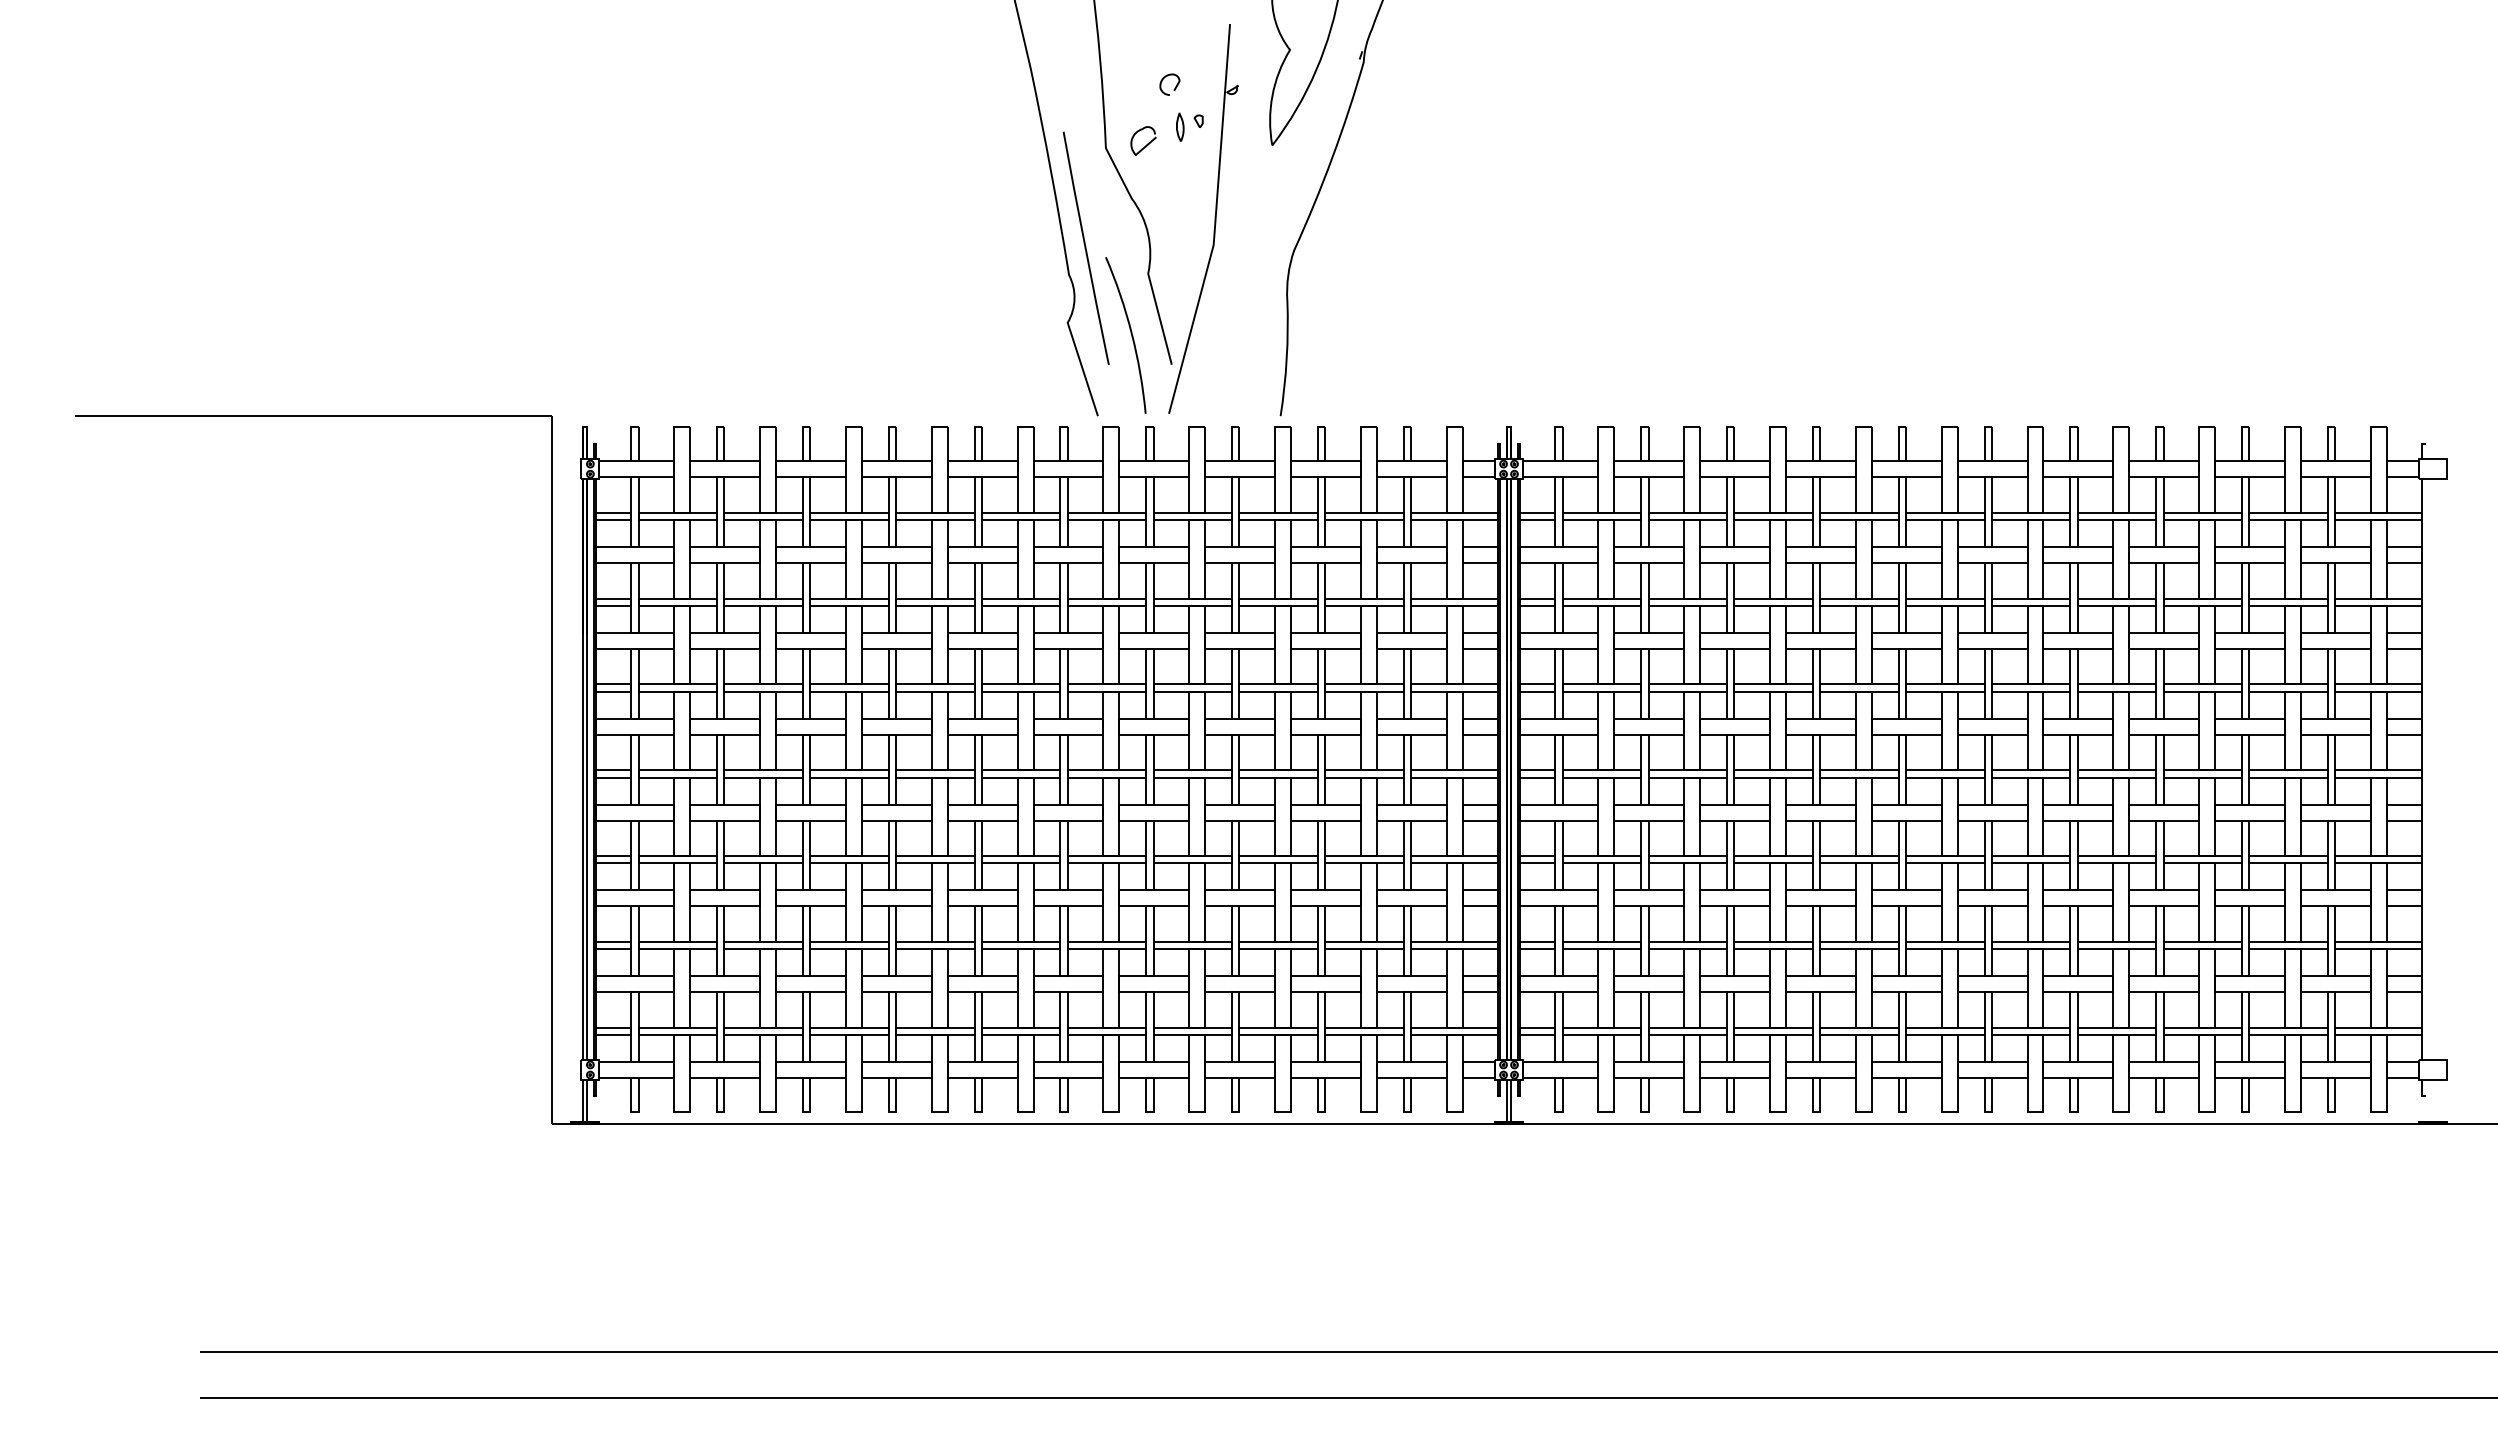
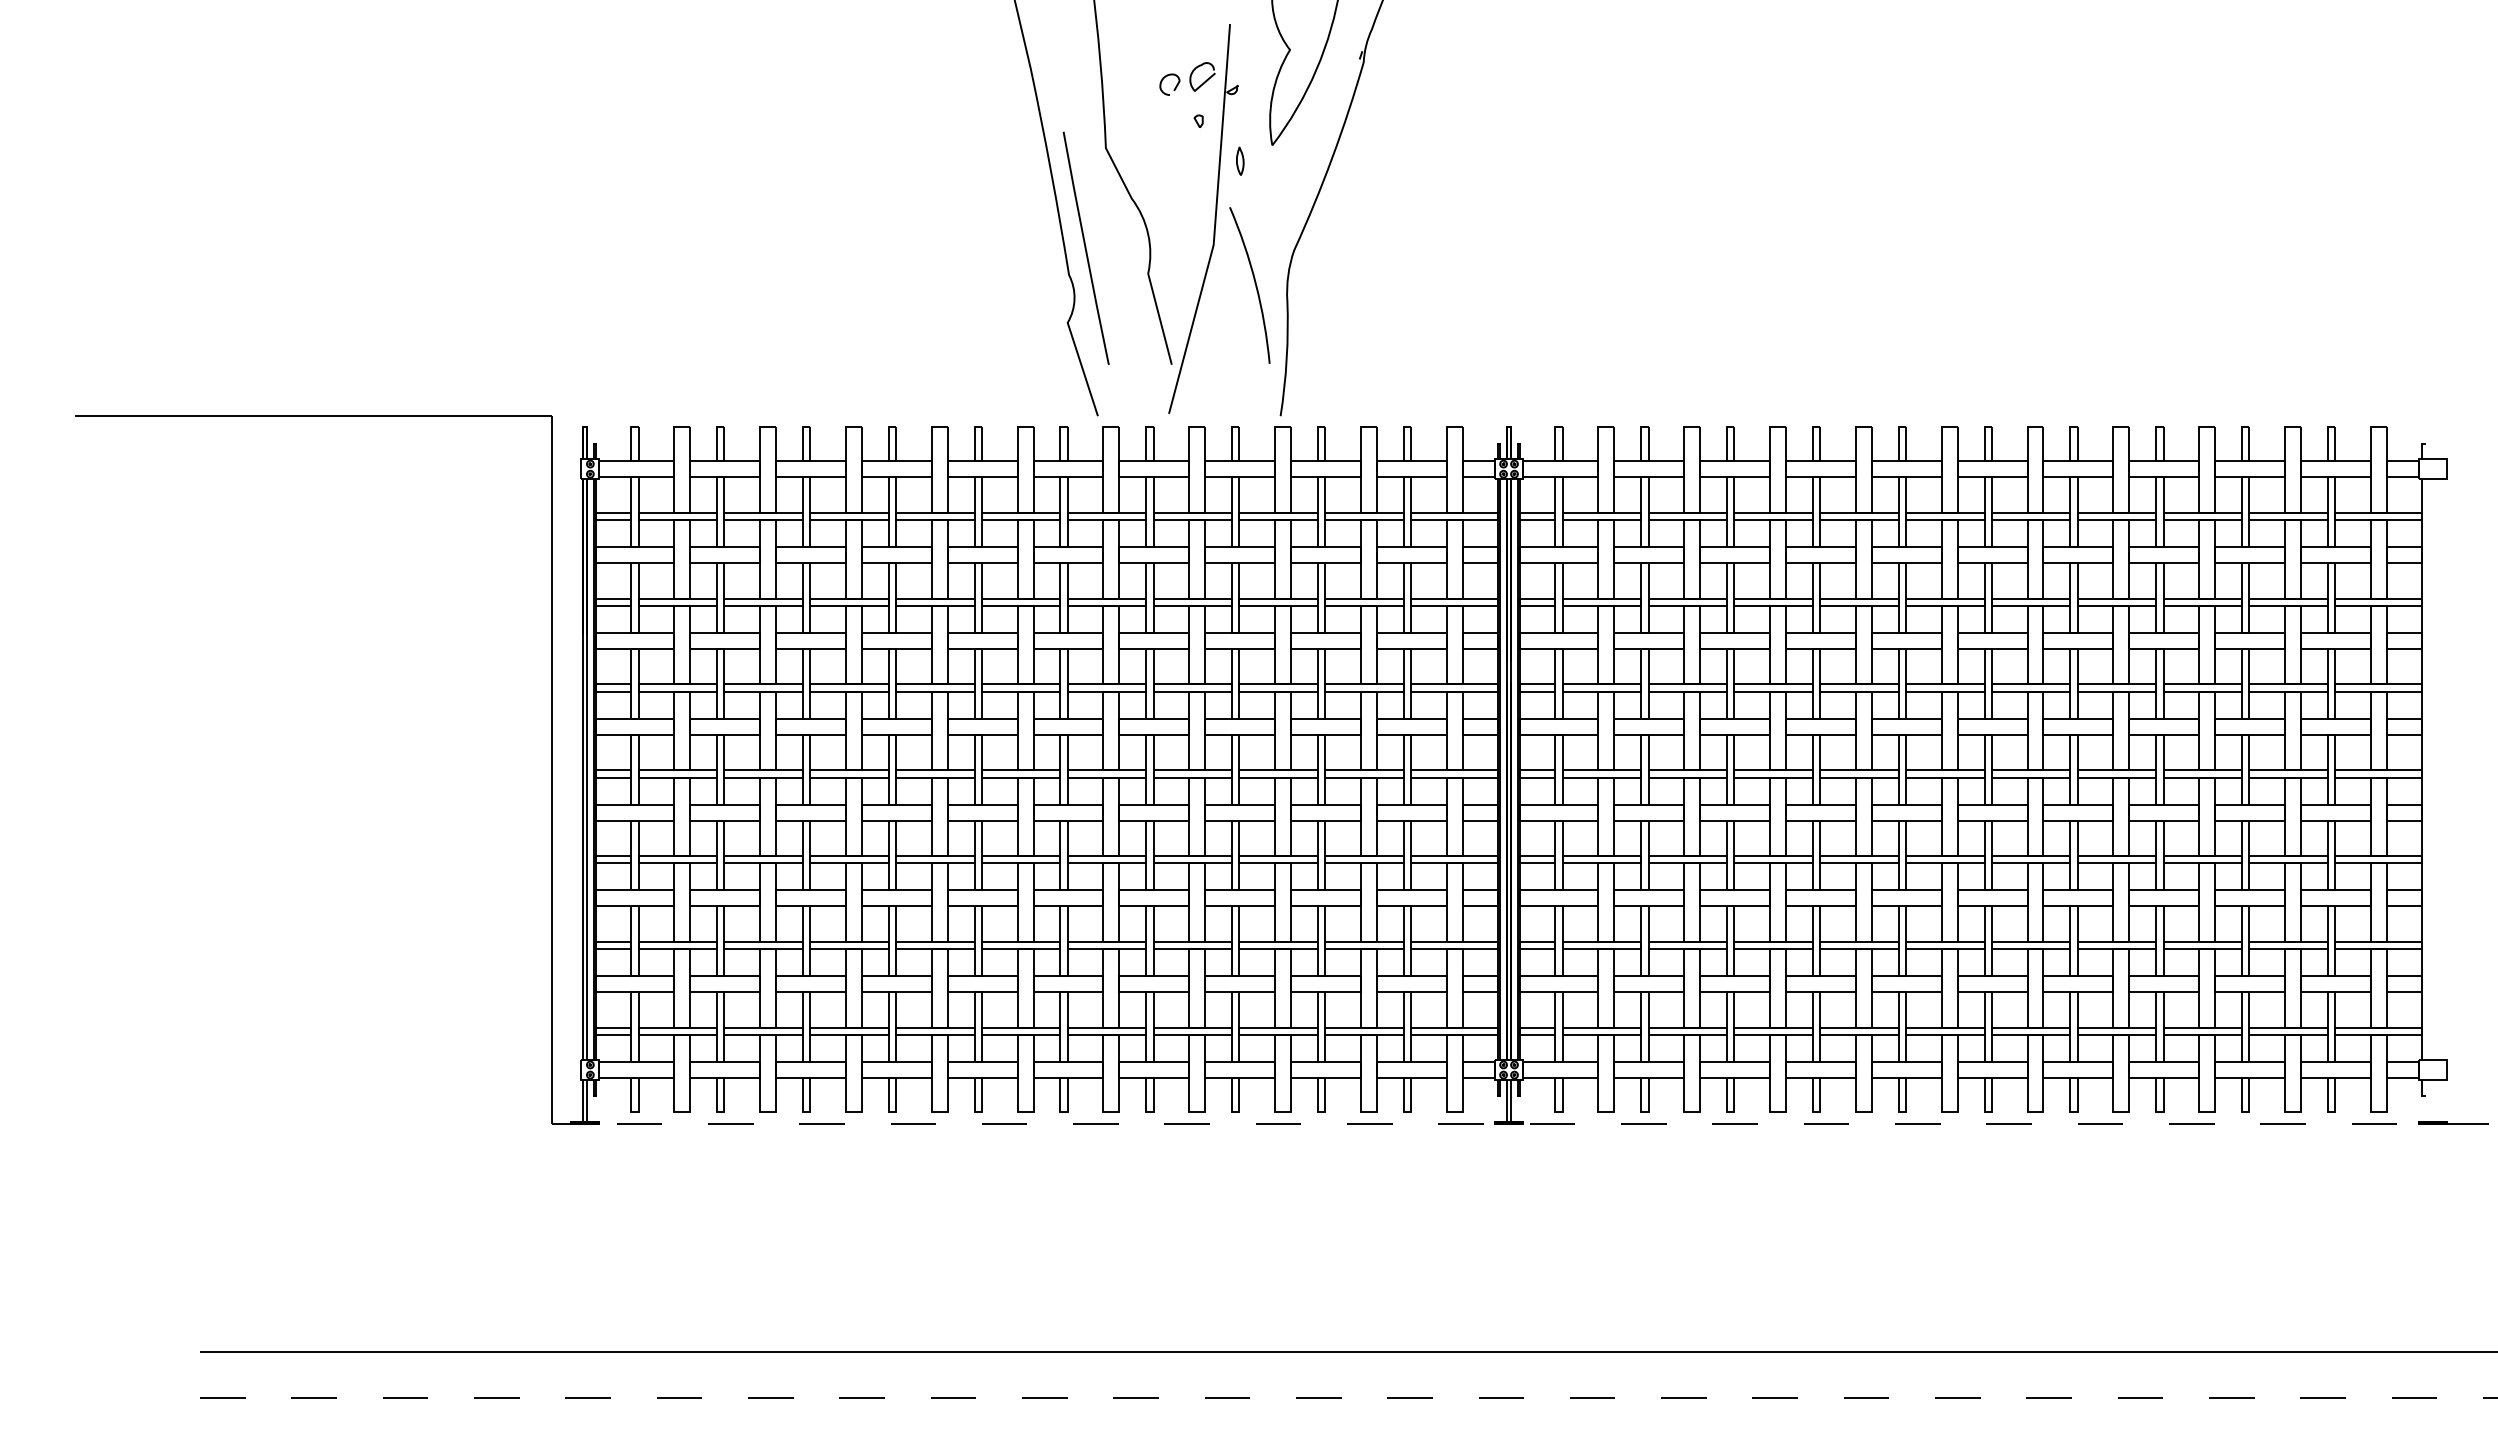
curve position: (1182, 126) -> (1242, 160) (1242, 160)
curve position: (1147, 143) -> (1206, 79) (1206, 79)
curve position: (1130, 333) -> (1254, 283) (1254, 283)
line: solid -> dashed (1524, 1123)
line: solid -> dashed (1348, 1397)
